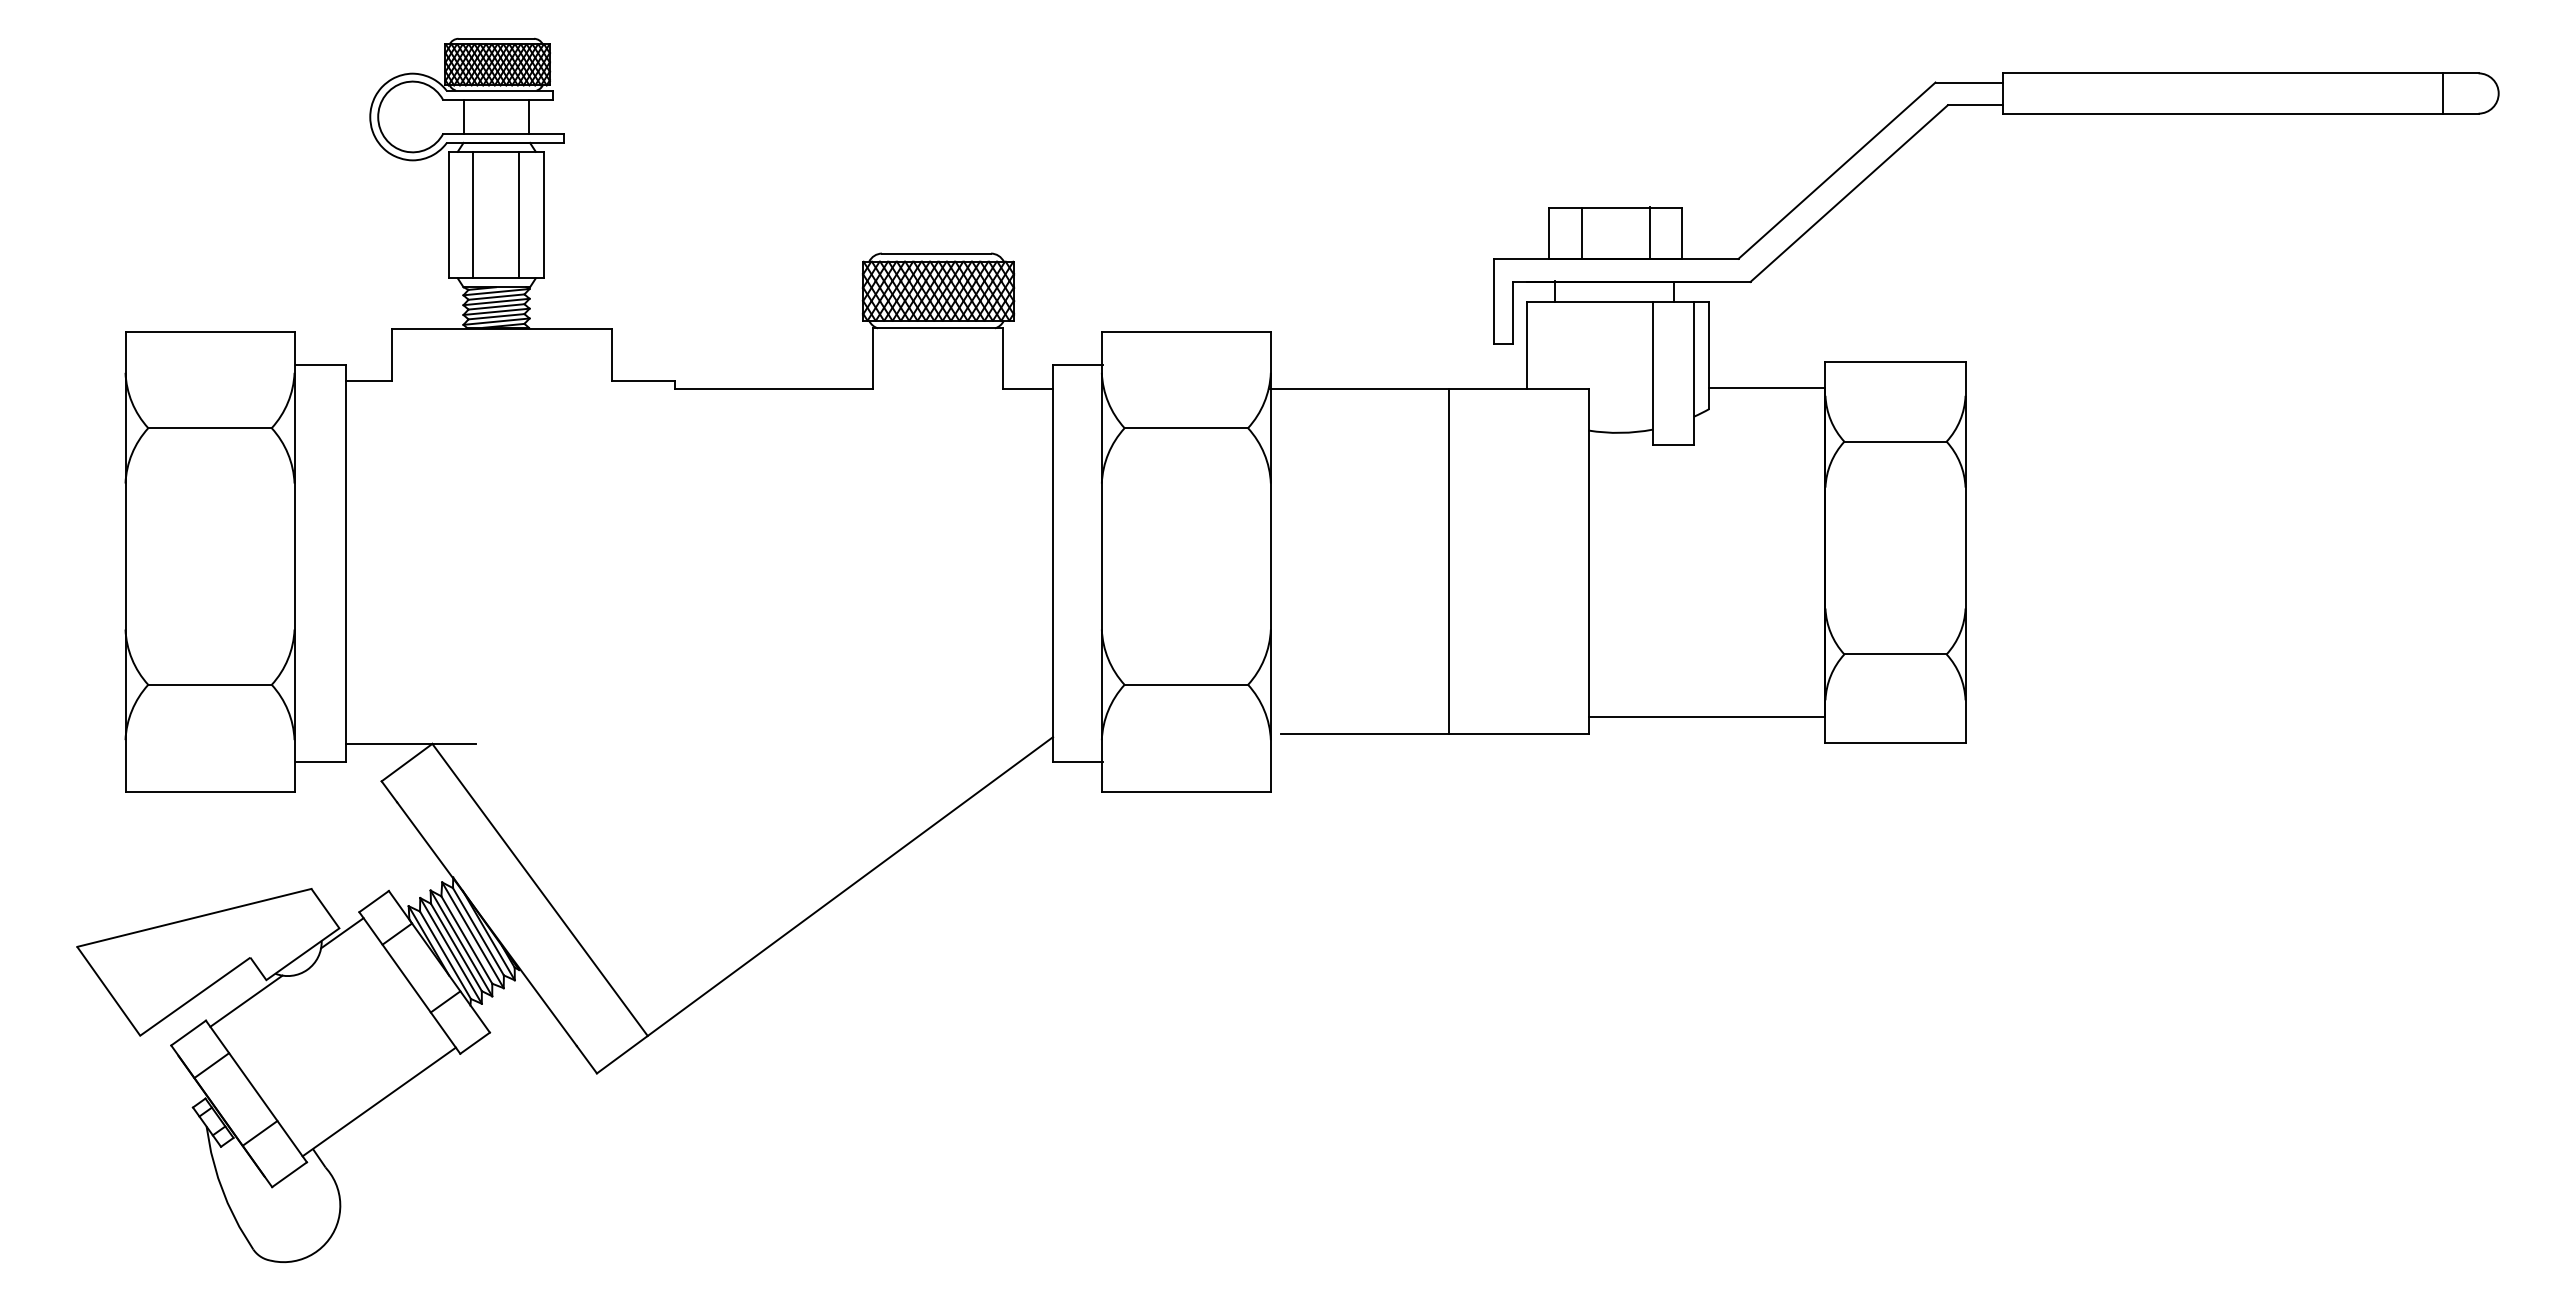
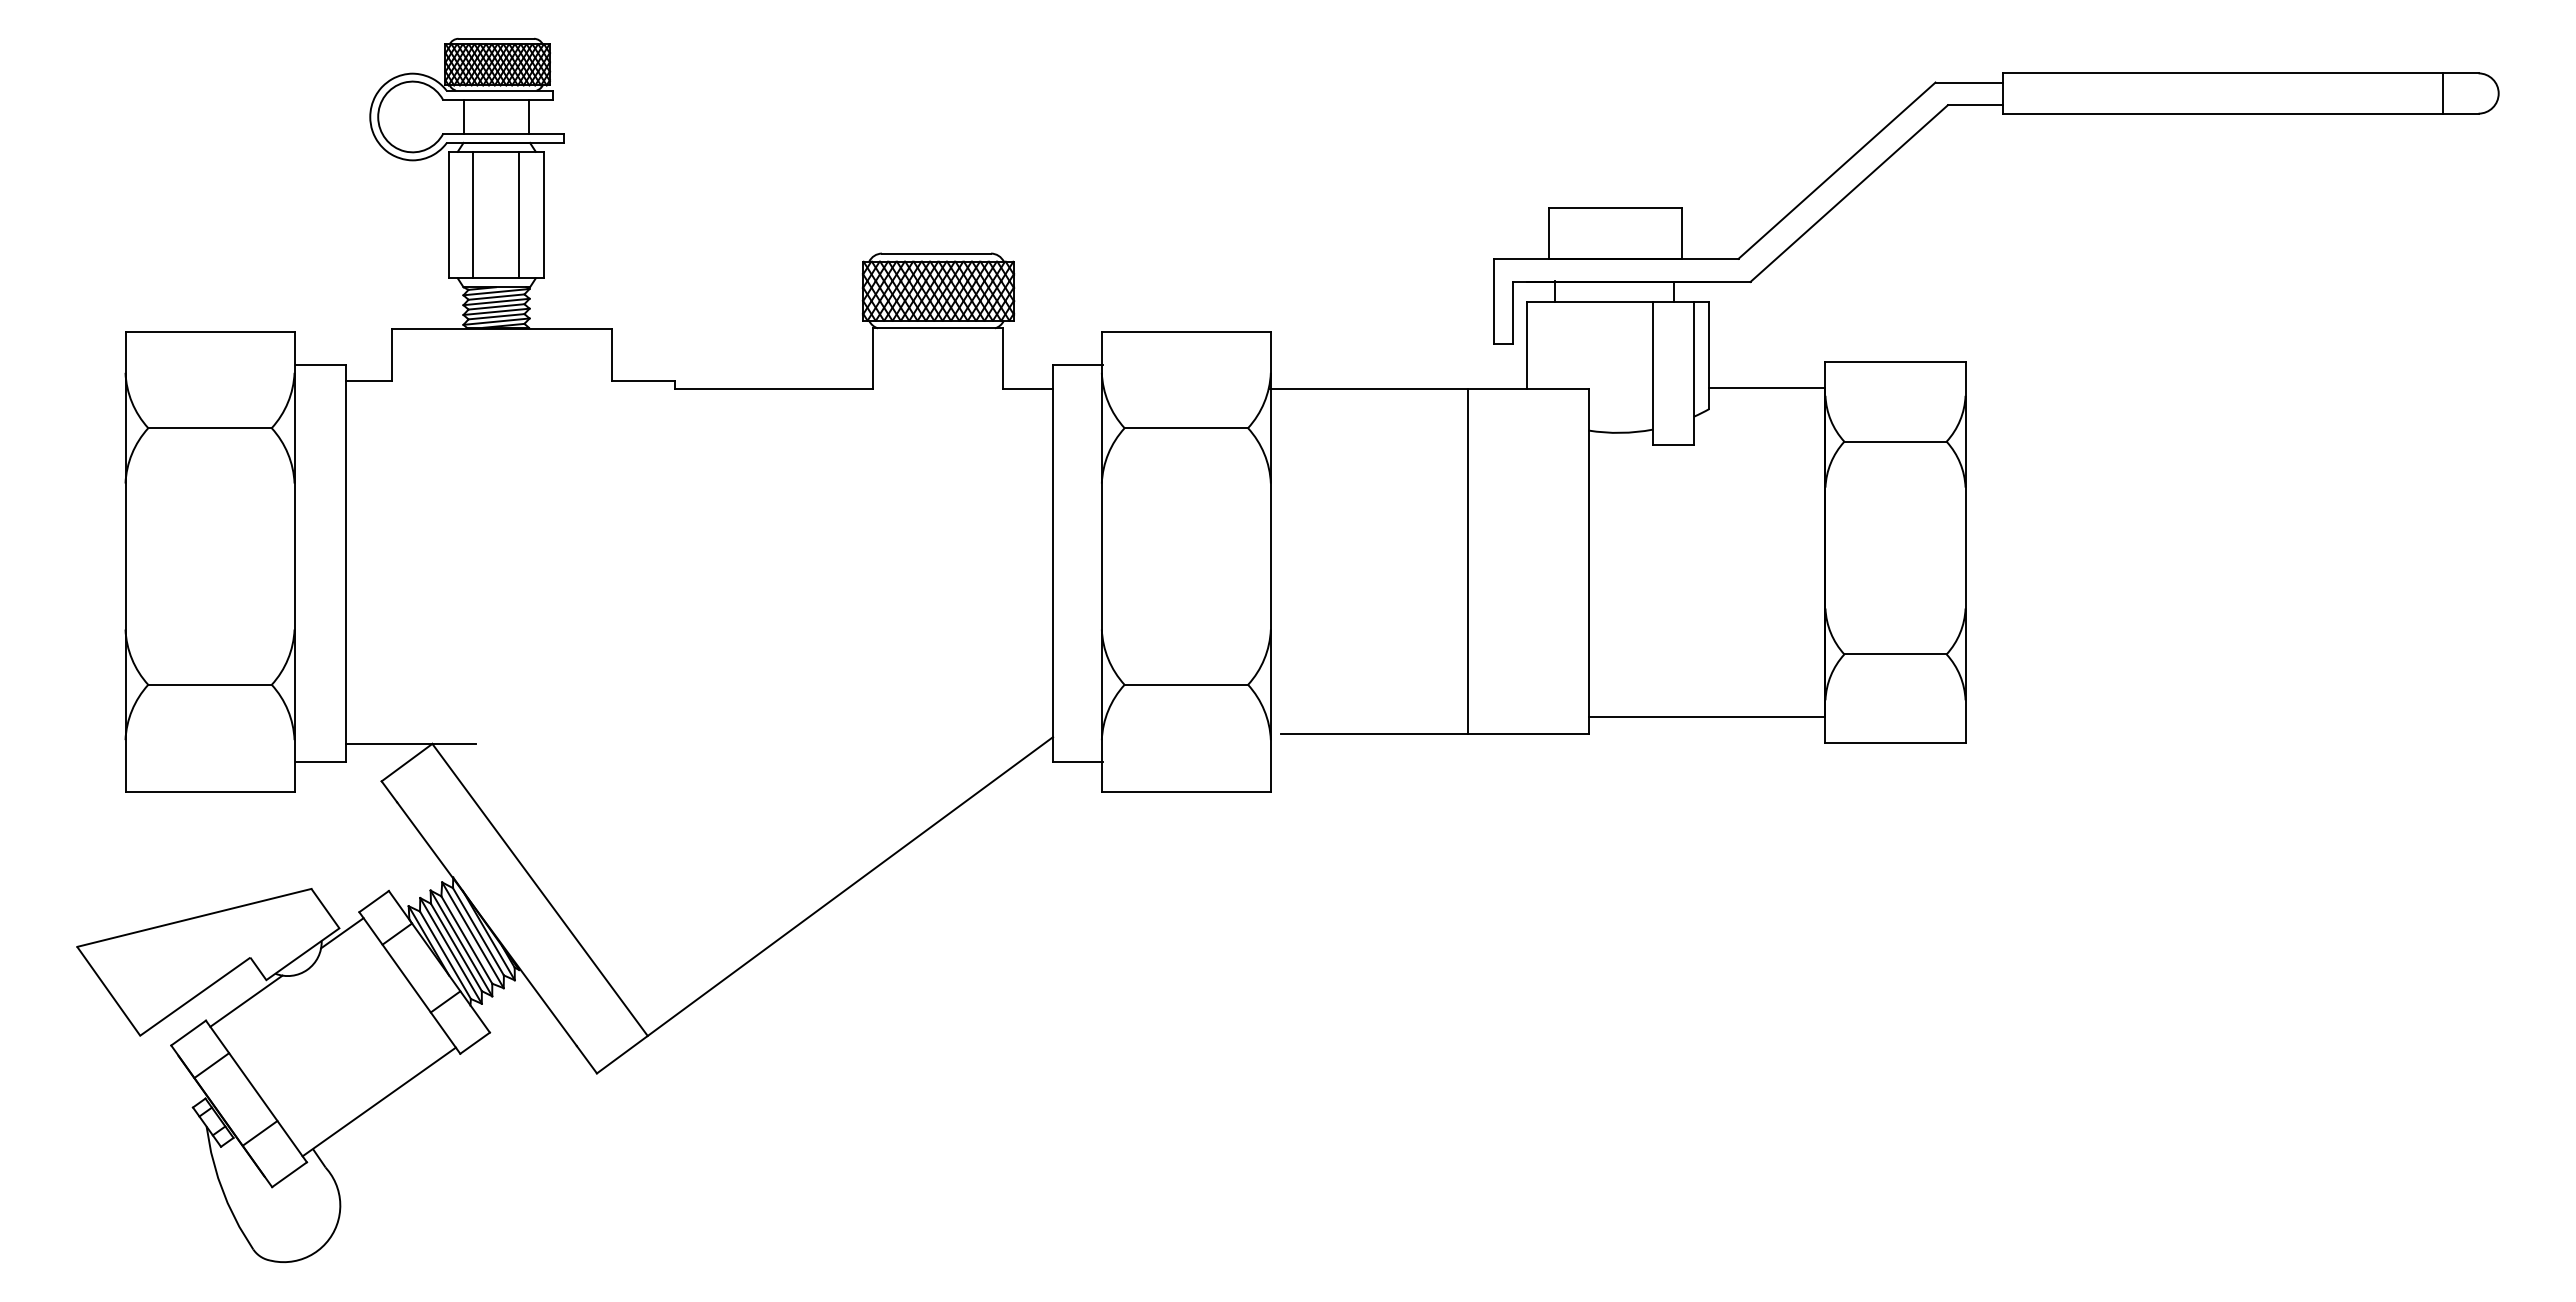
line: present -> none (1582, 232)
line: present -> none (1650, 232)
line position: (1449, 561) -> (1468, 561) (1468, 561)
